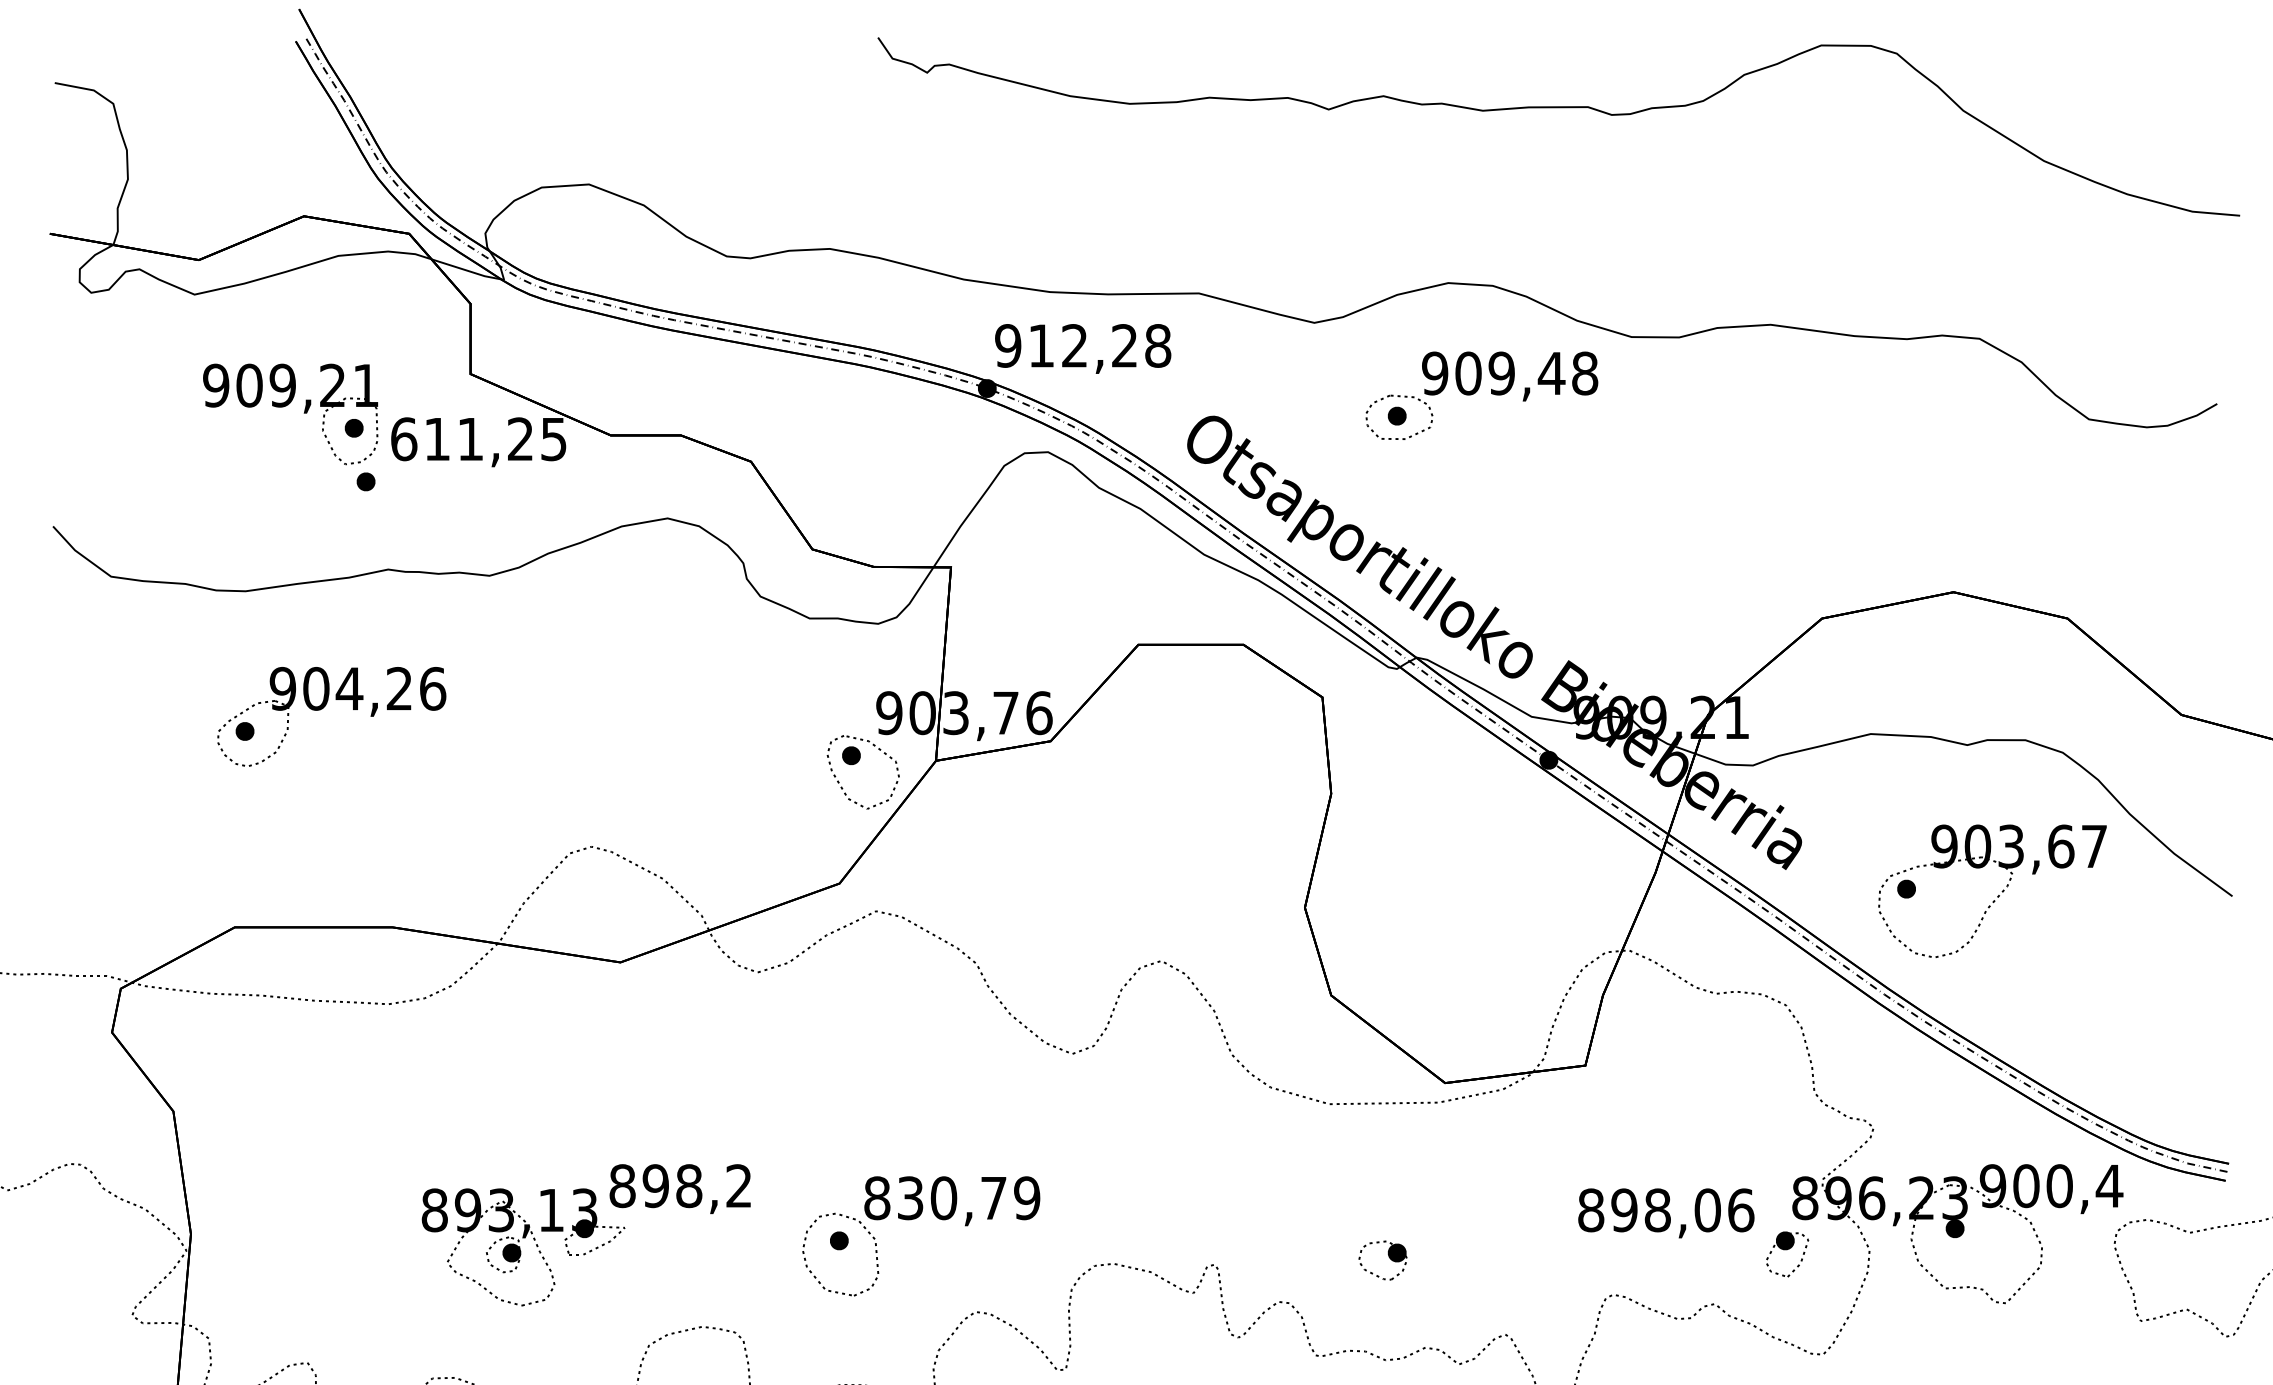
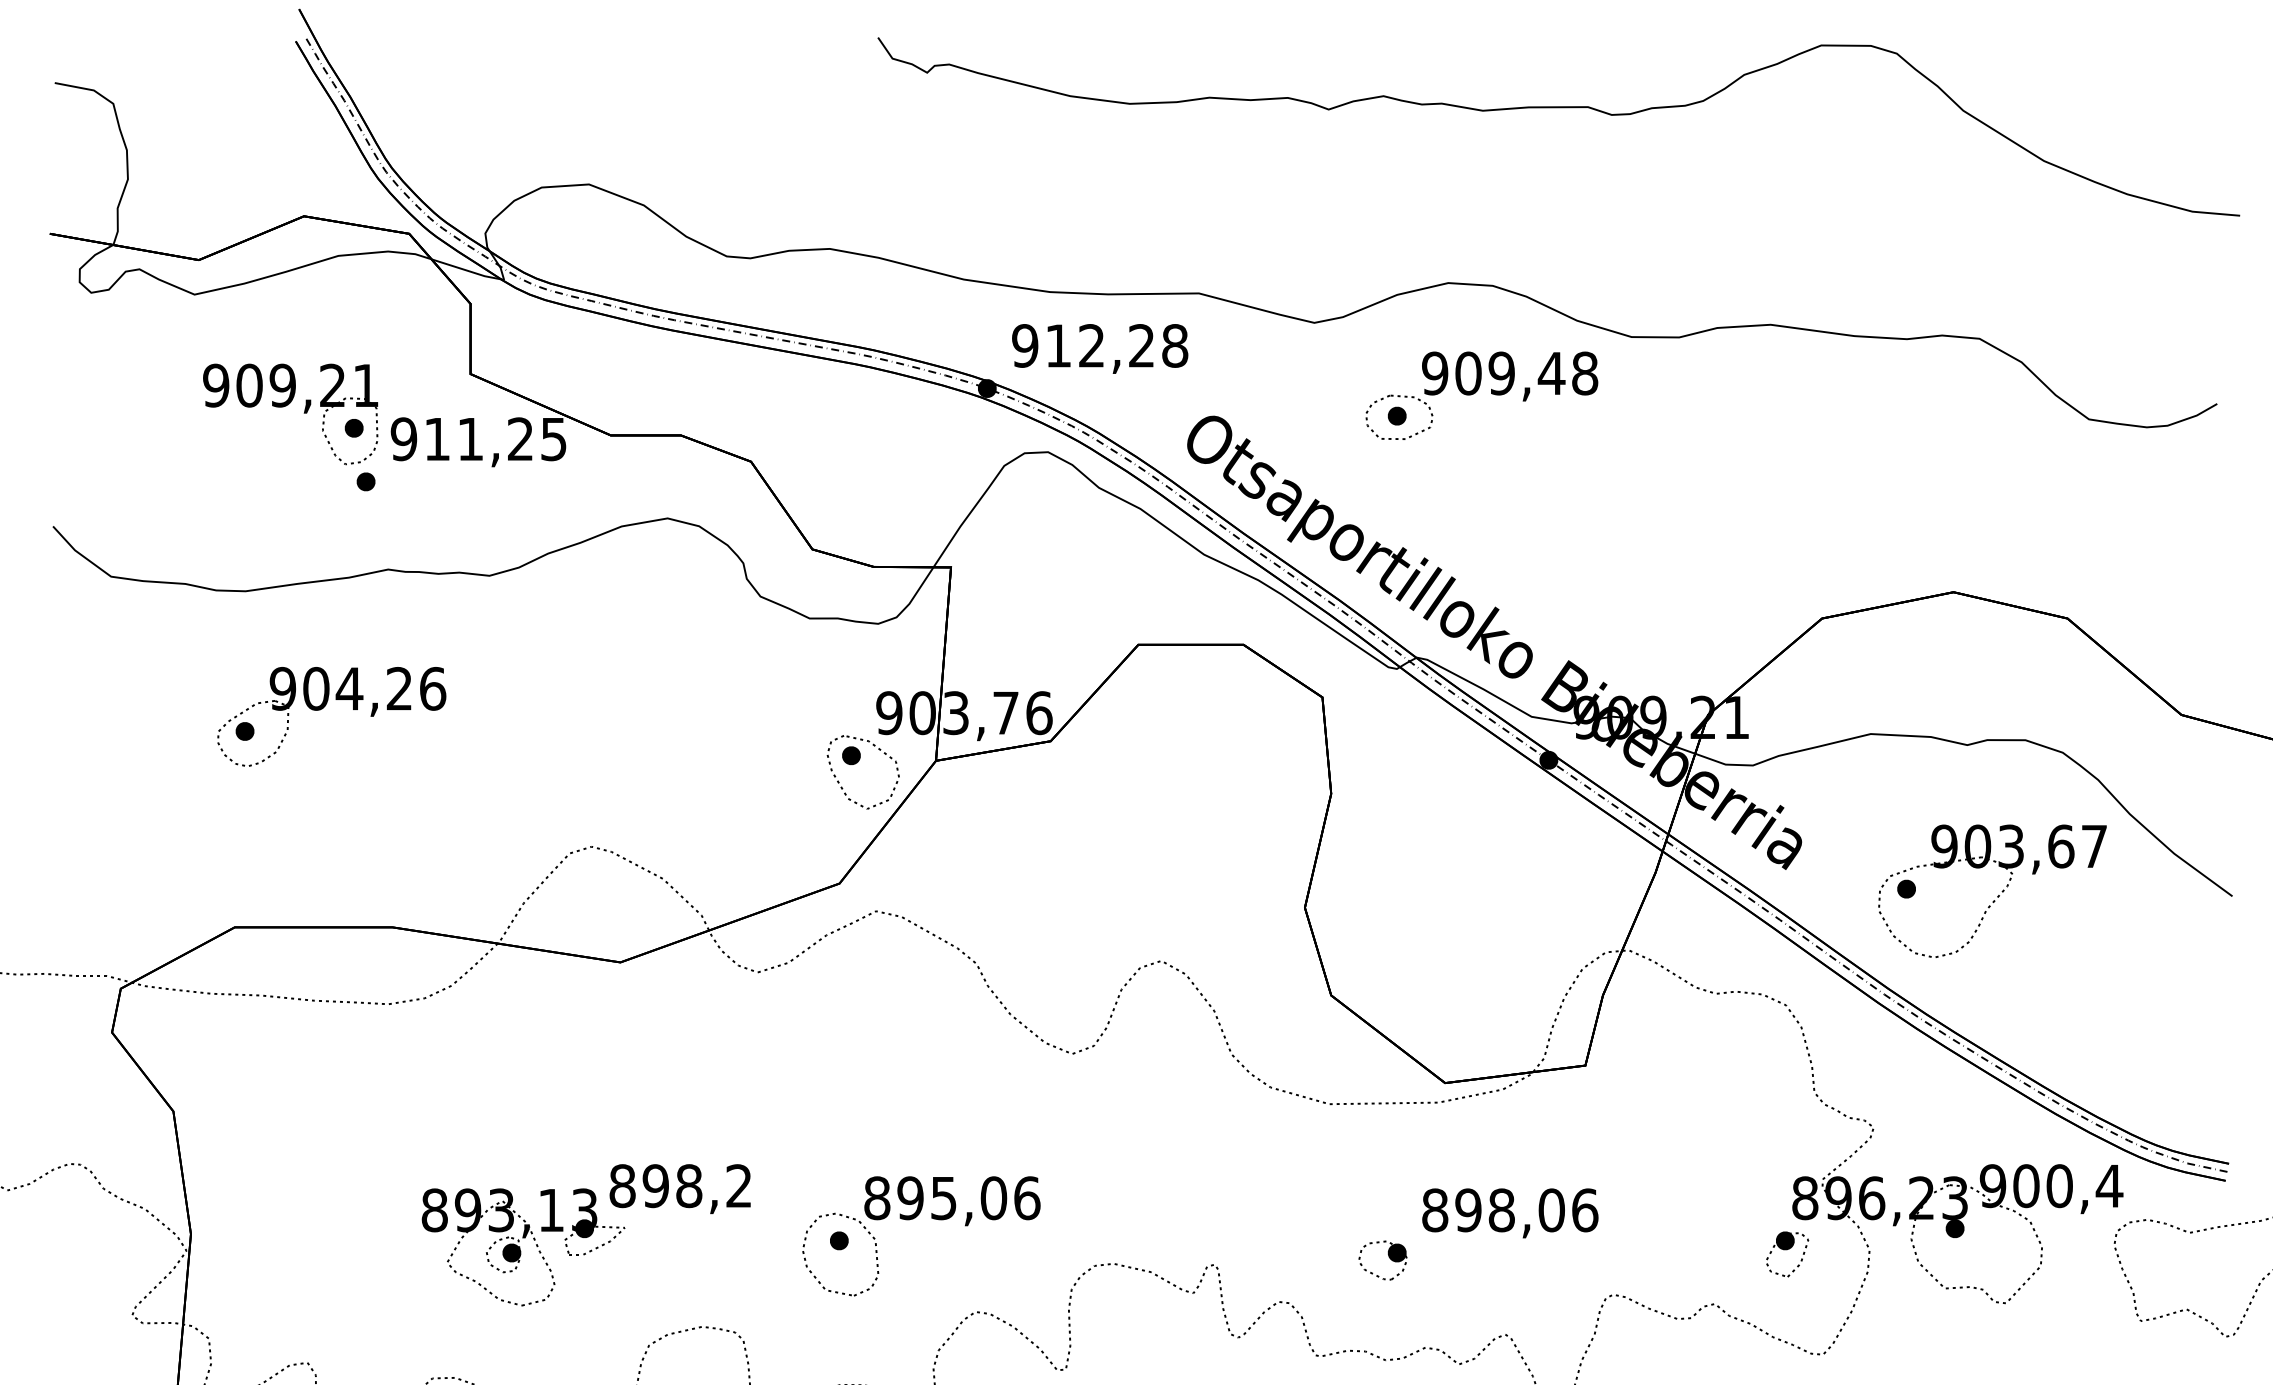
text position: (1083, 348) -> (1100, 348) (1100, 348)
text: 611,25 -> 911,25 (403, 439)
text: 830,79 -> 895,06 (968, 1198)
text position: (1666, 1213) -> (1510, 1213) (1510, 1213)
